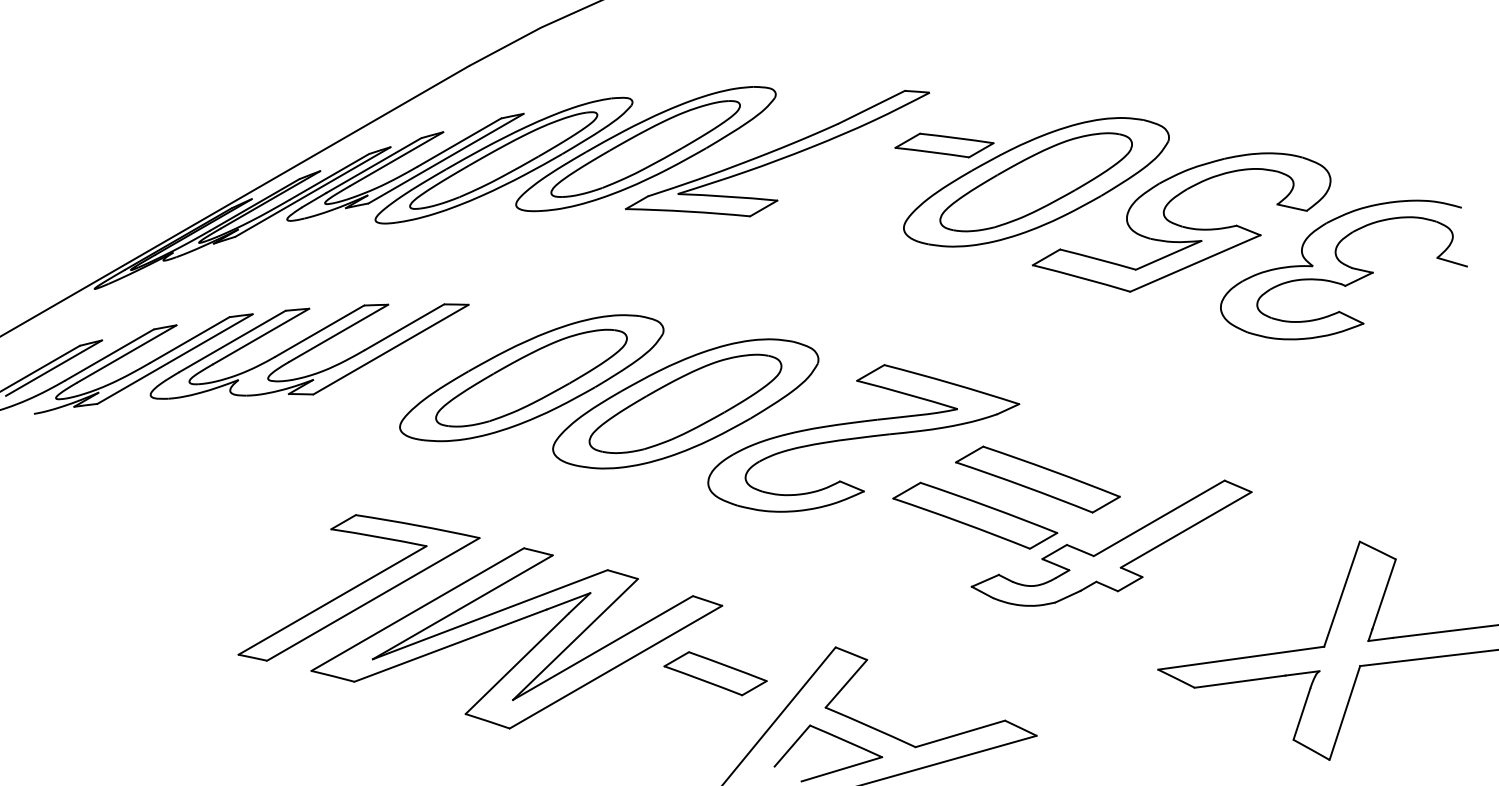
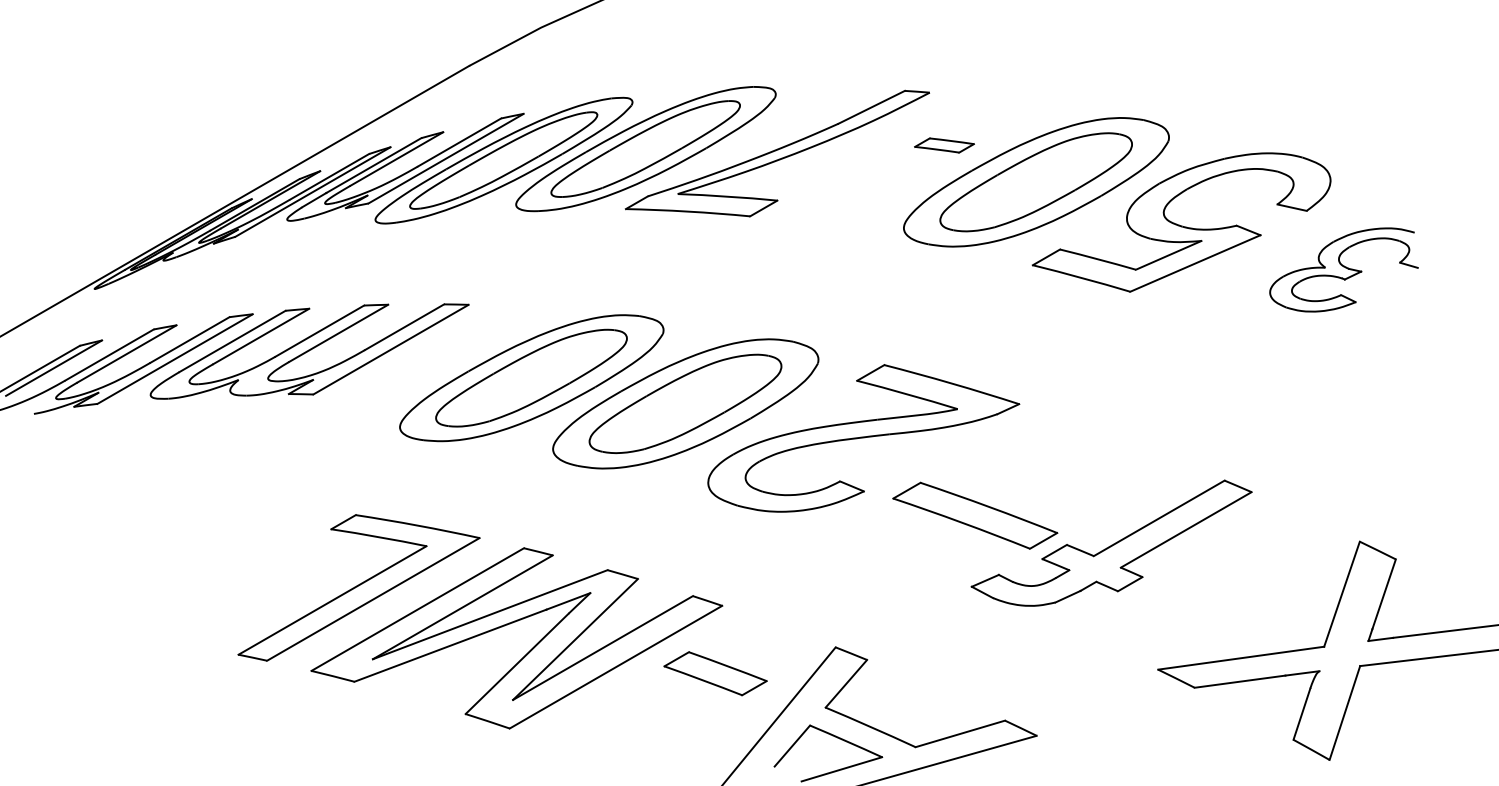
part size: 101x27 px -> 61x17 px (944, 145)
part size: 248x142 px -> 150x86 px (1343, 269)
part: present -> none (1037, 479)
